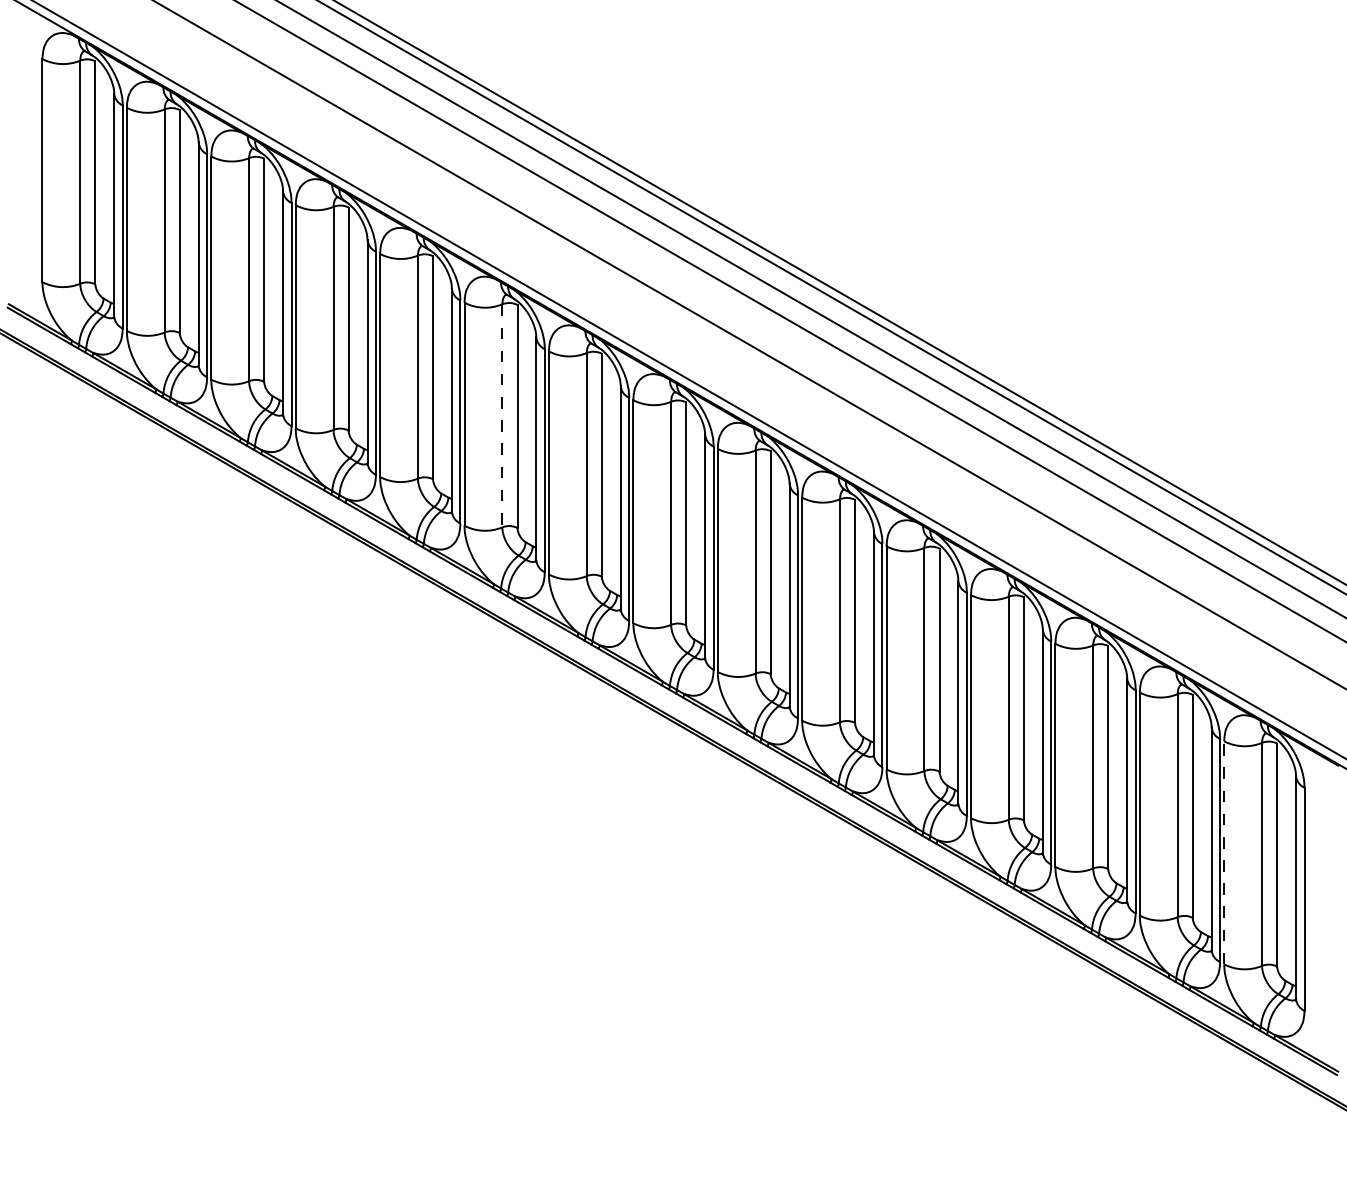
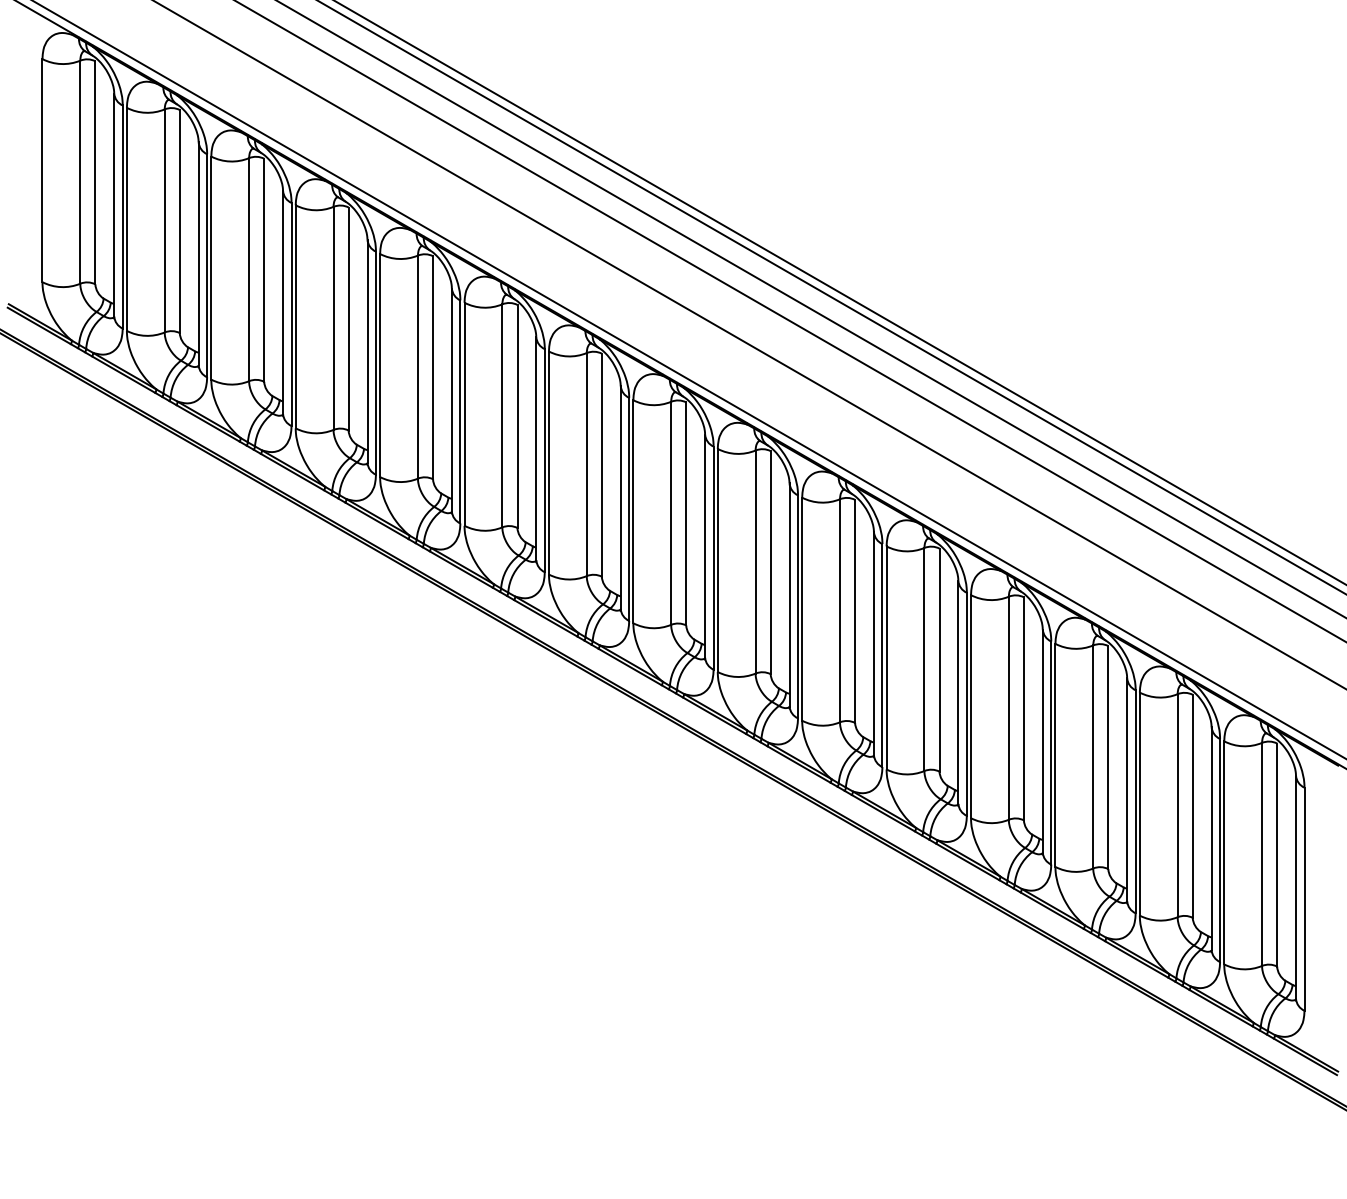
line: dashed -> solid (502, 415)
line: dashed -> solid (1224, 852)
